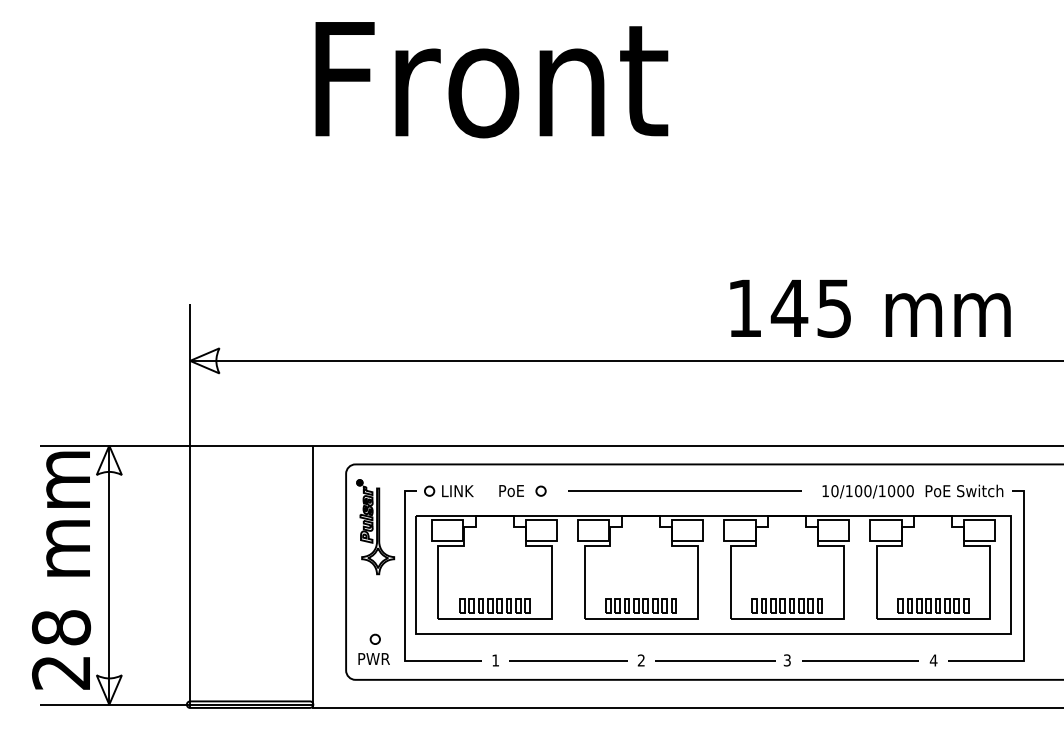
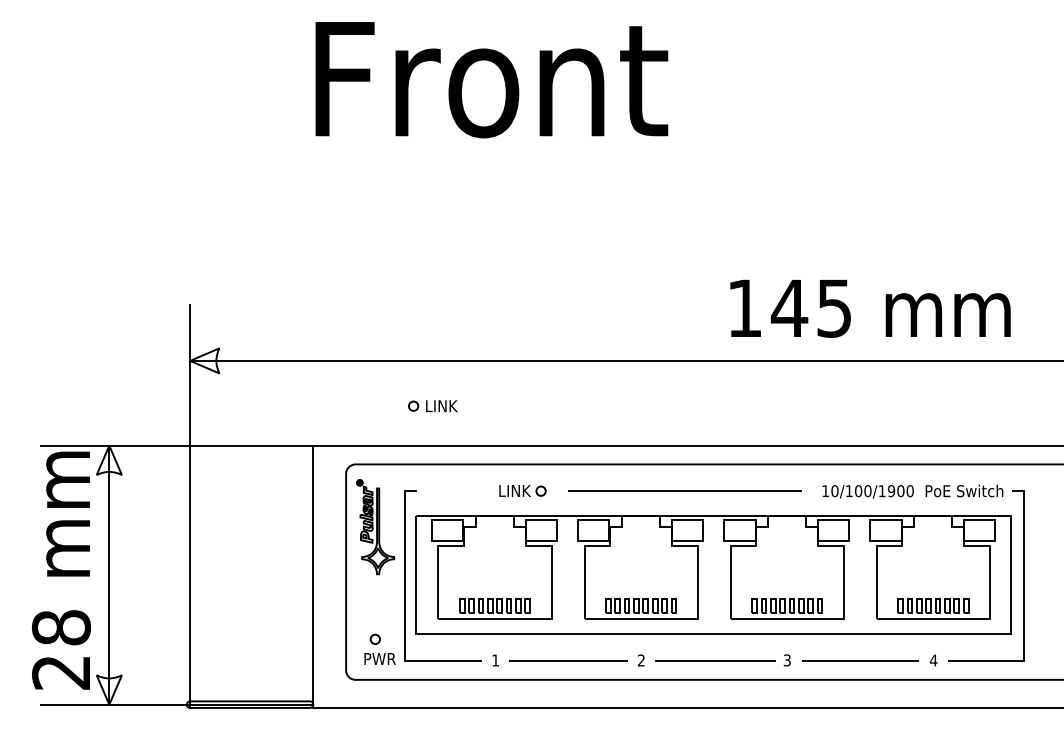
part position: (448, 491) -> (432, 406) (432, 406)
text: PoE -> LINK (515, 491)
text: 10/100/1000 -> 10/100/1900 (890, 491)
text position: (373, 658) -> (379, 658) (379, 658)
